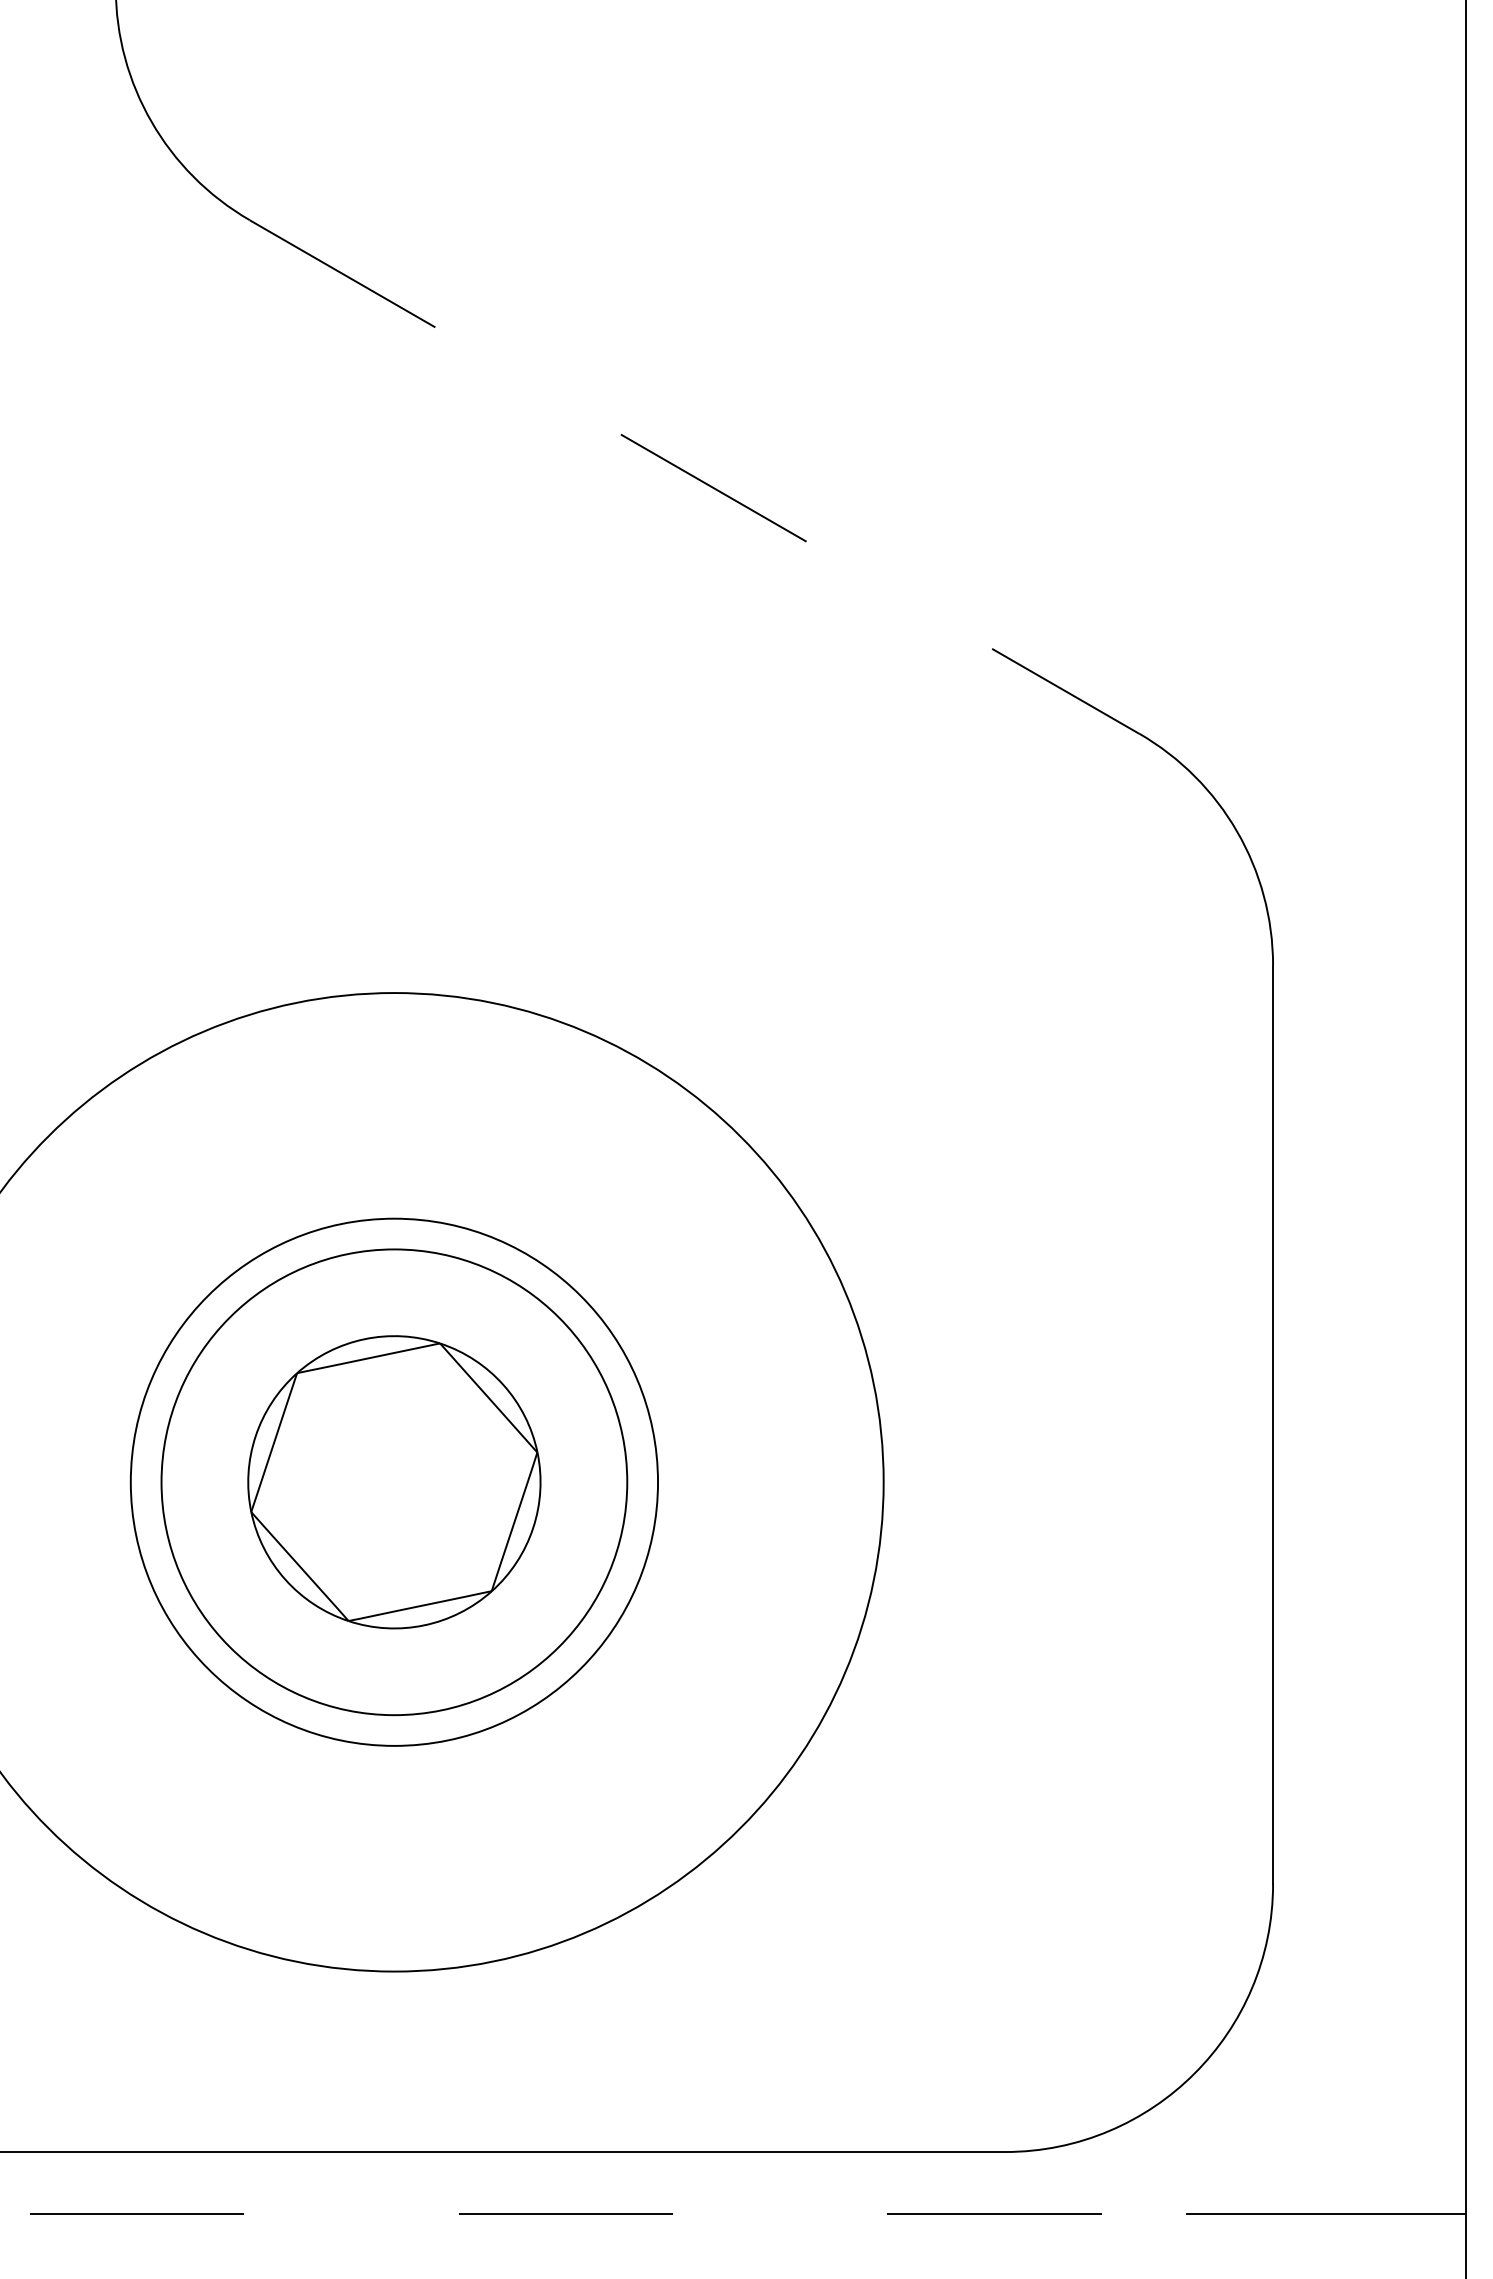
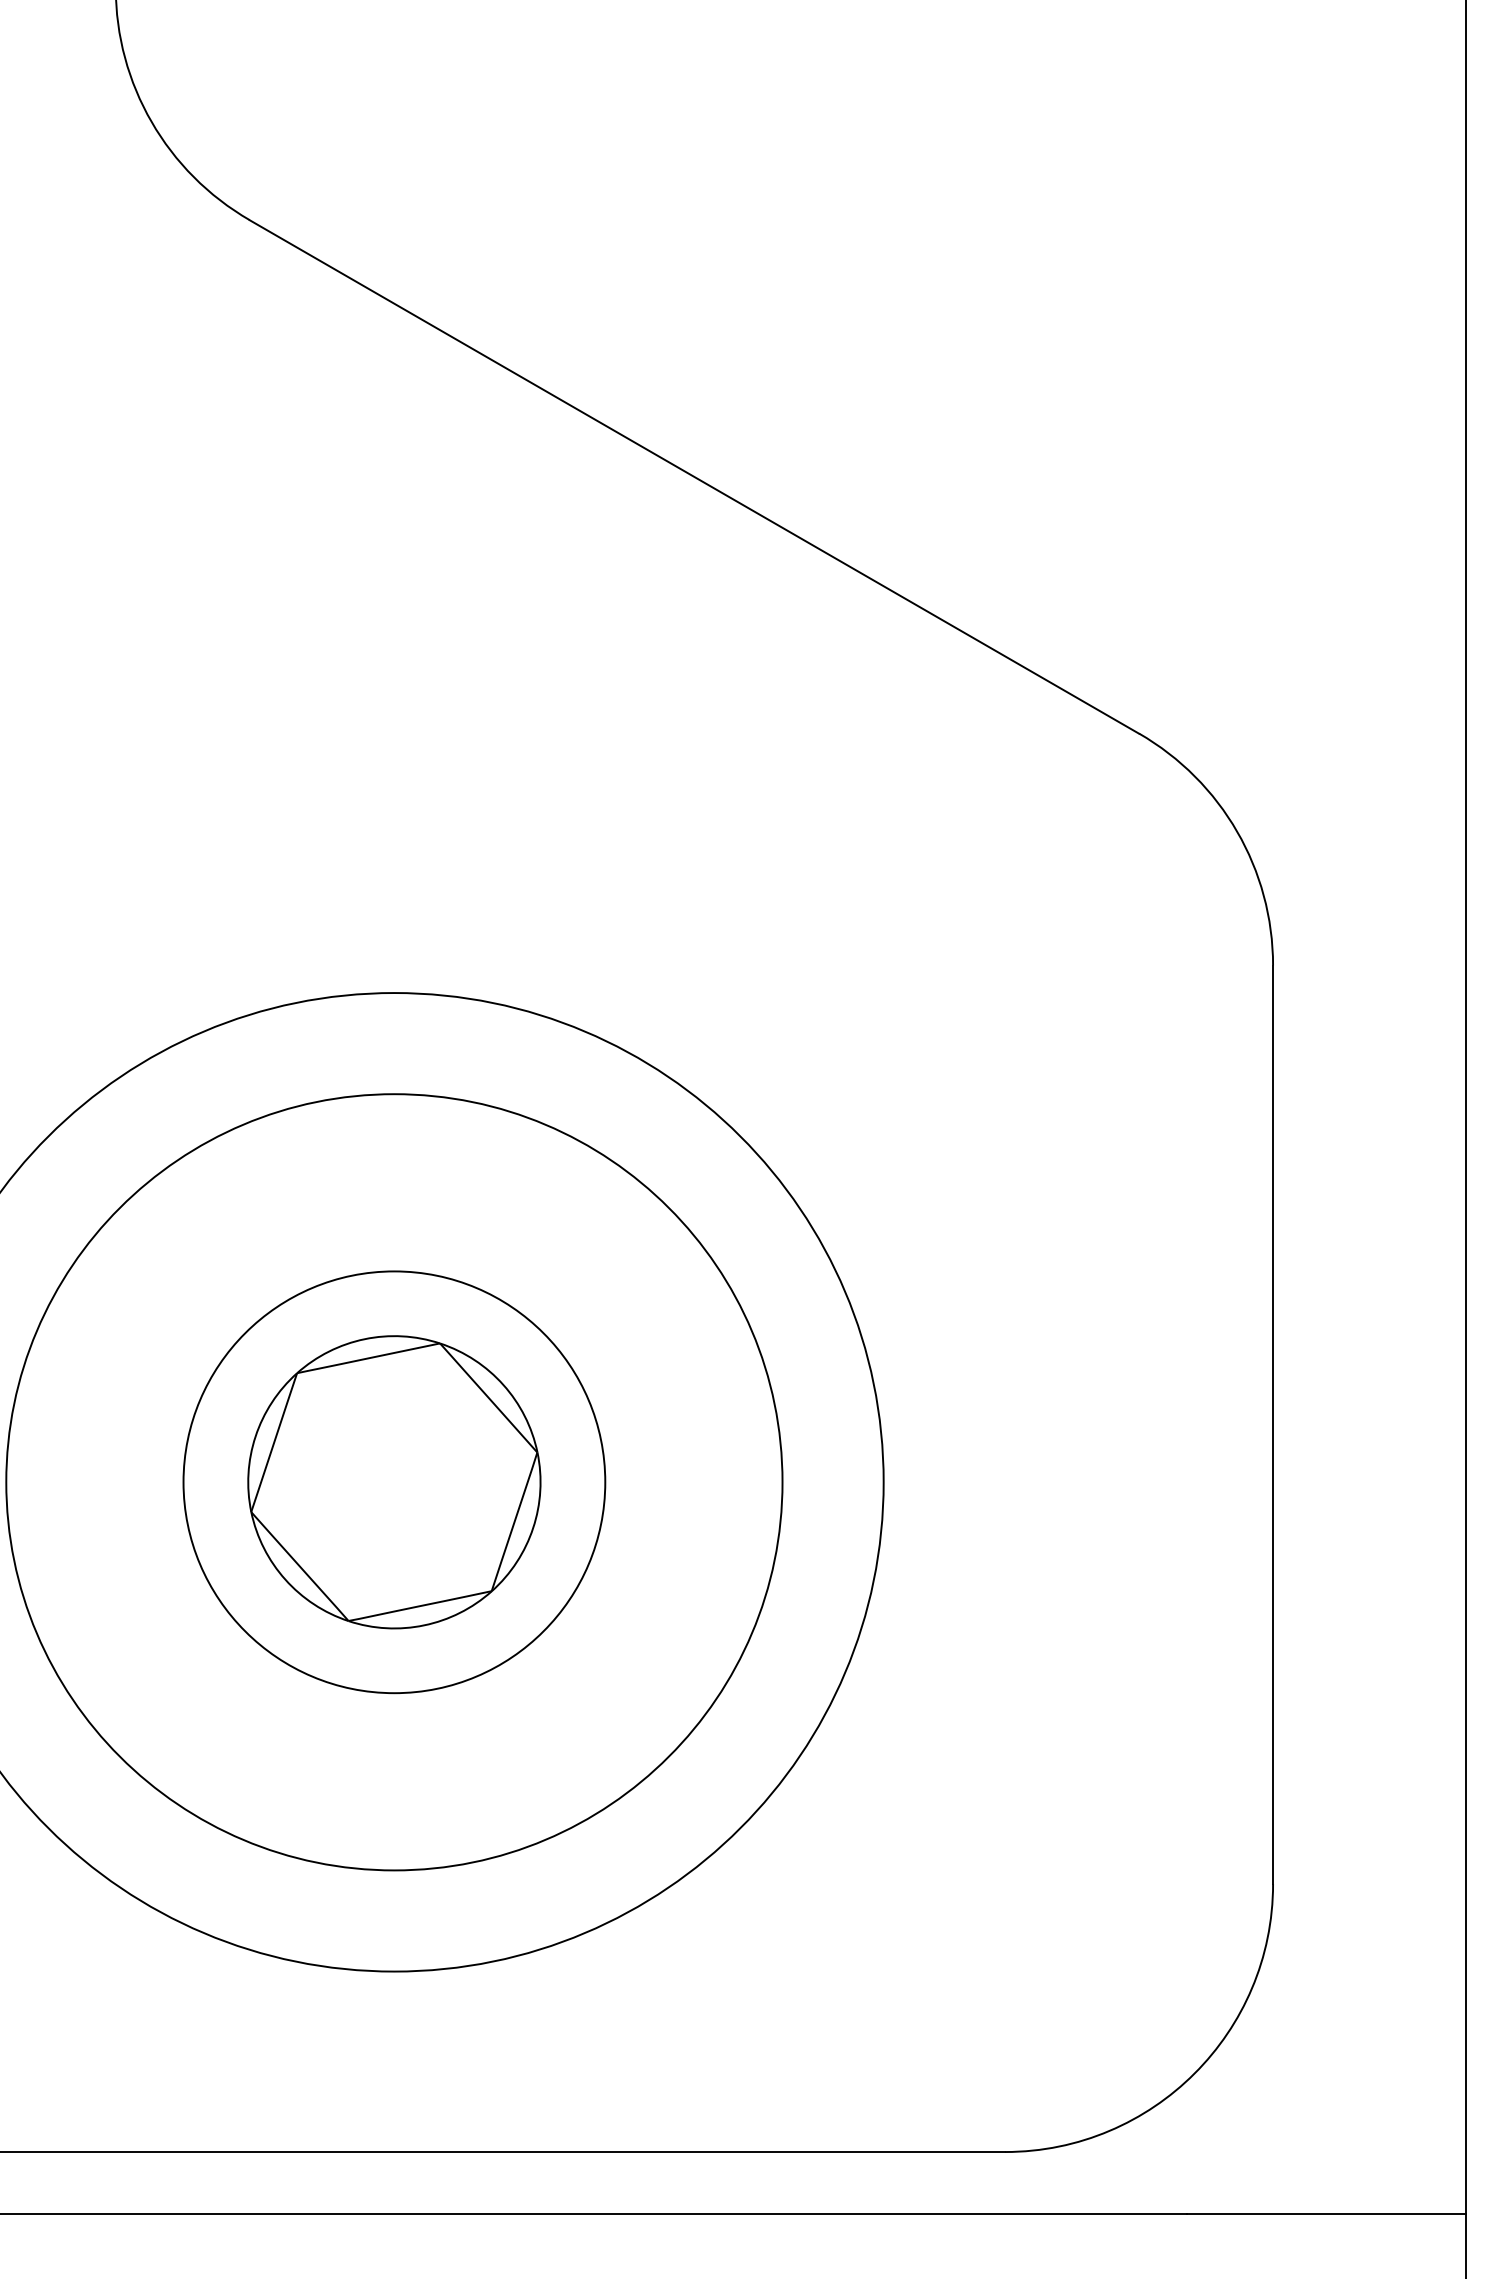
line: dashed -> solid (694, 477)
circle diameter: 527 px -> 422 px (394, 1482)
circle diameter: 466 px -> 776 px (394, 1482)
line: dashed -> solid (594, 2214)
